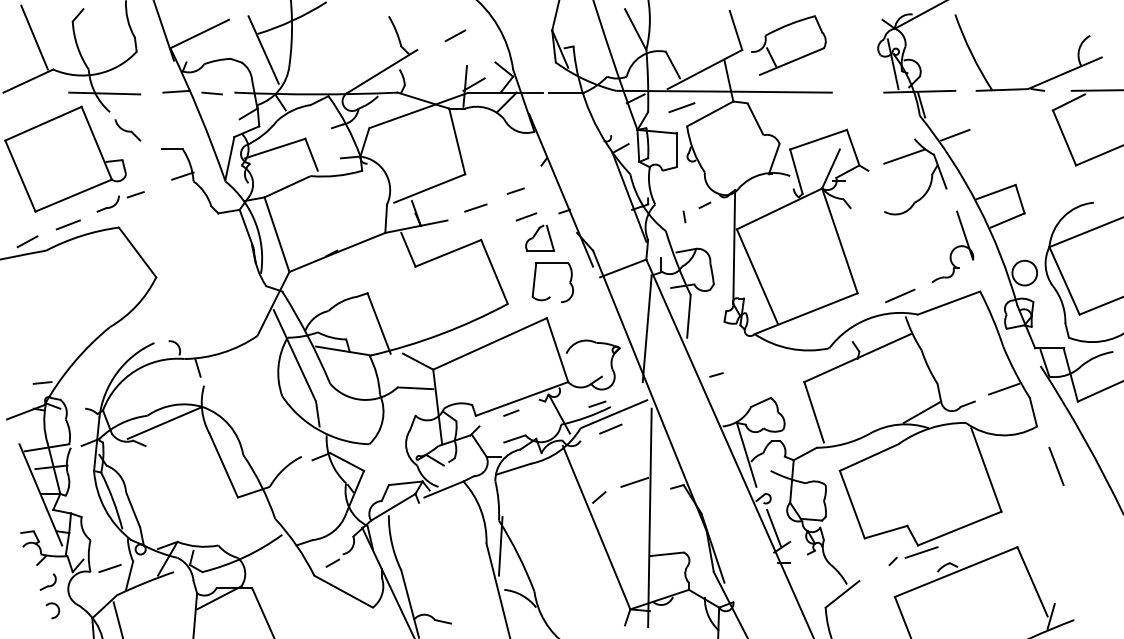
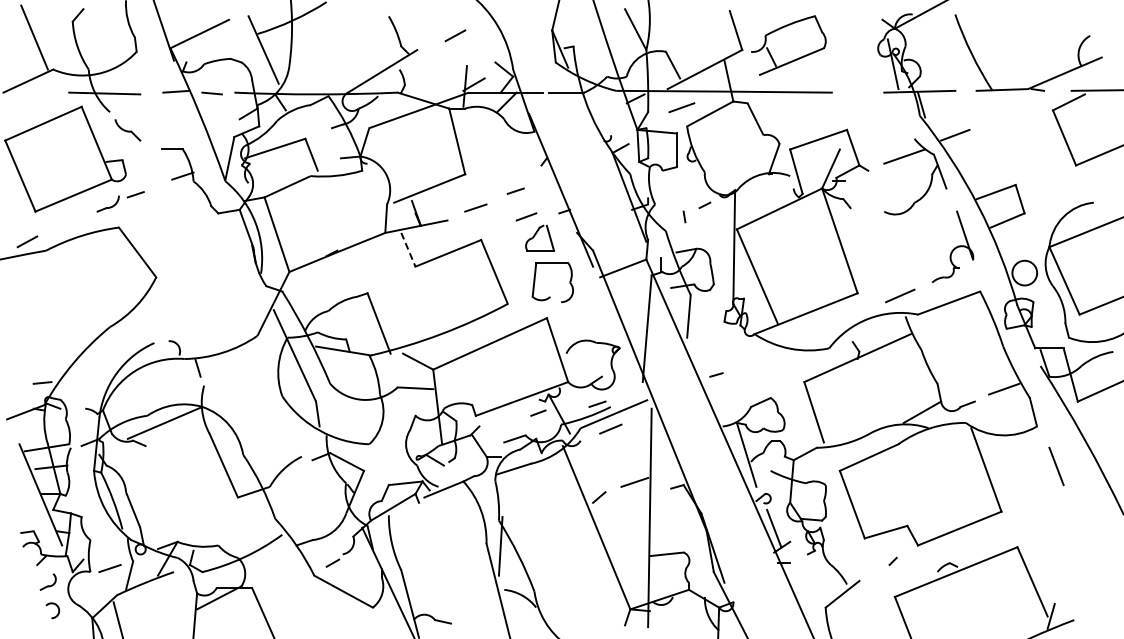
line: present -> none (67, 224)
line: solid -> dashed (408, 250)
line position: (511, 412) -> (538, 412) (538, 412)
line: present -> none (921, 552)
